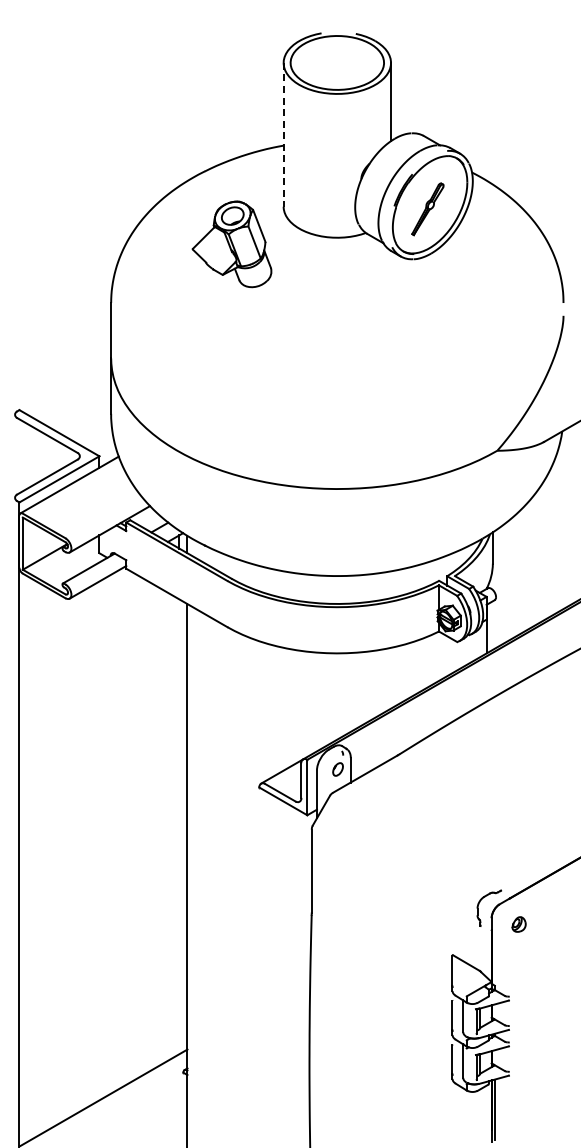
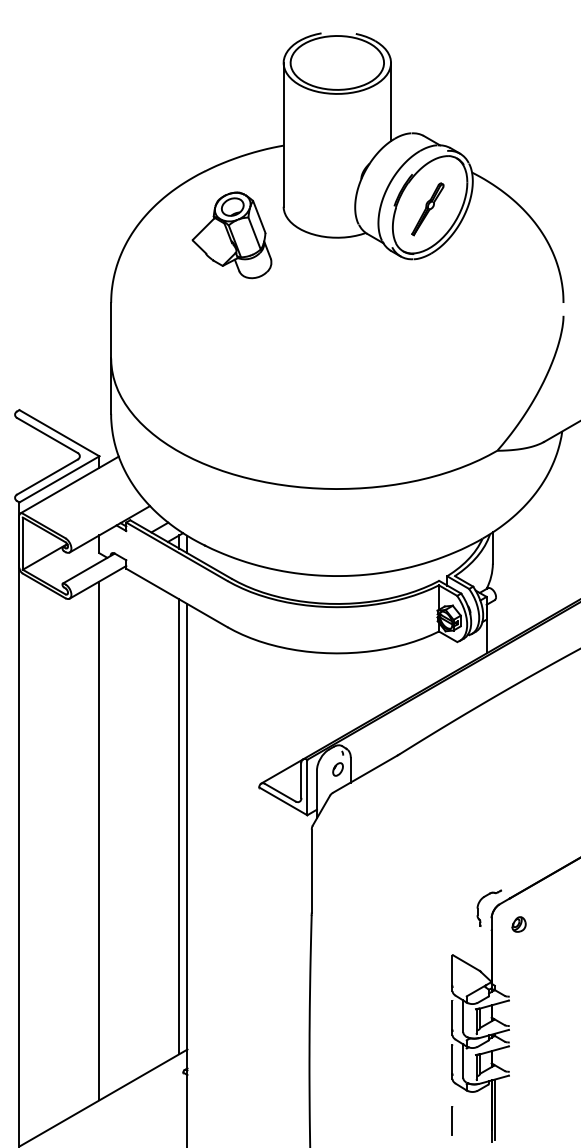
line: dashed -> solid (283, 134)
part position: (231, 244) -> (231, 235) (231, 235)
line: none -> present (179, 826)
line: none -> present (99, 840)
line: none -> present (452, 1120)
